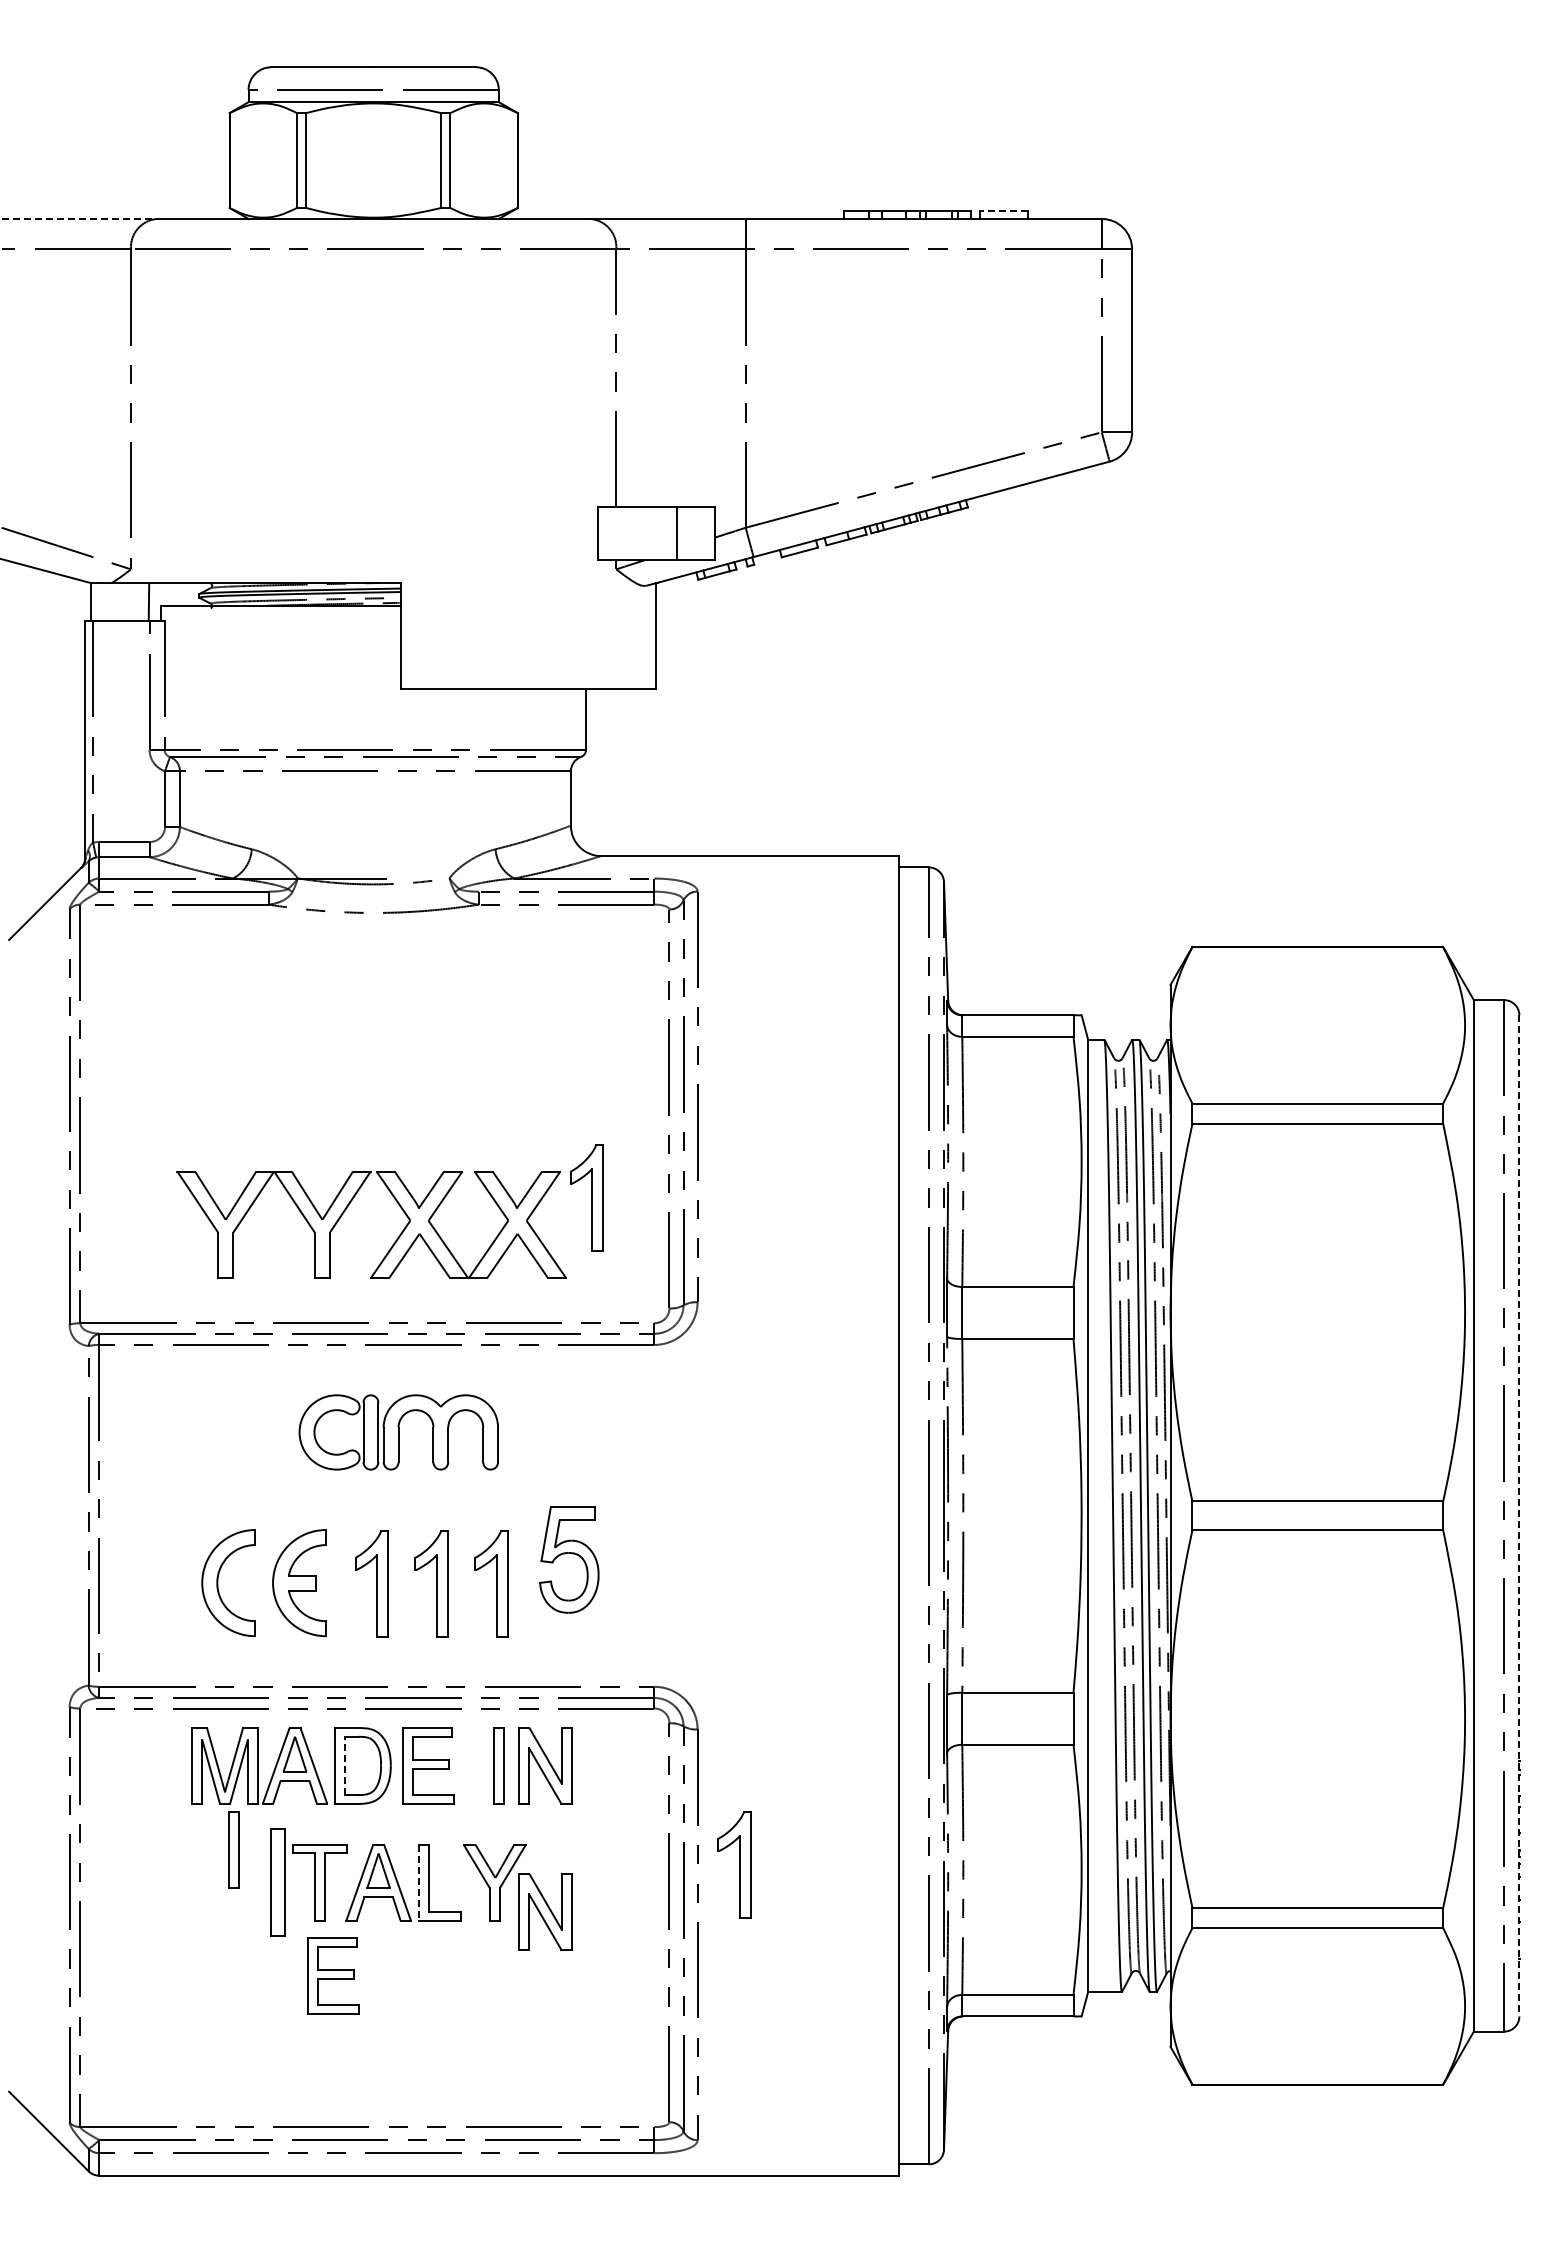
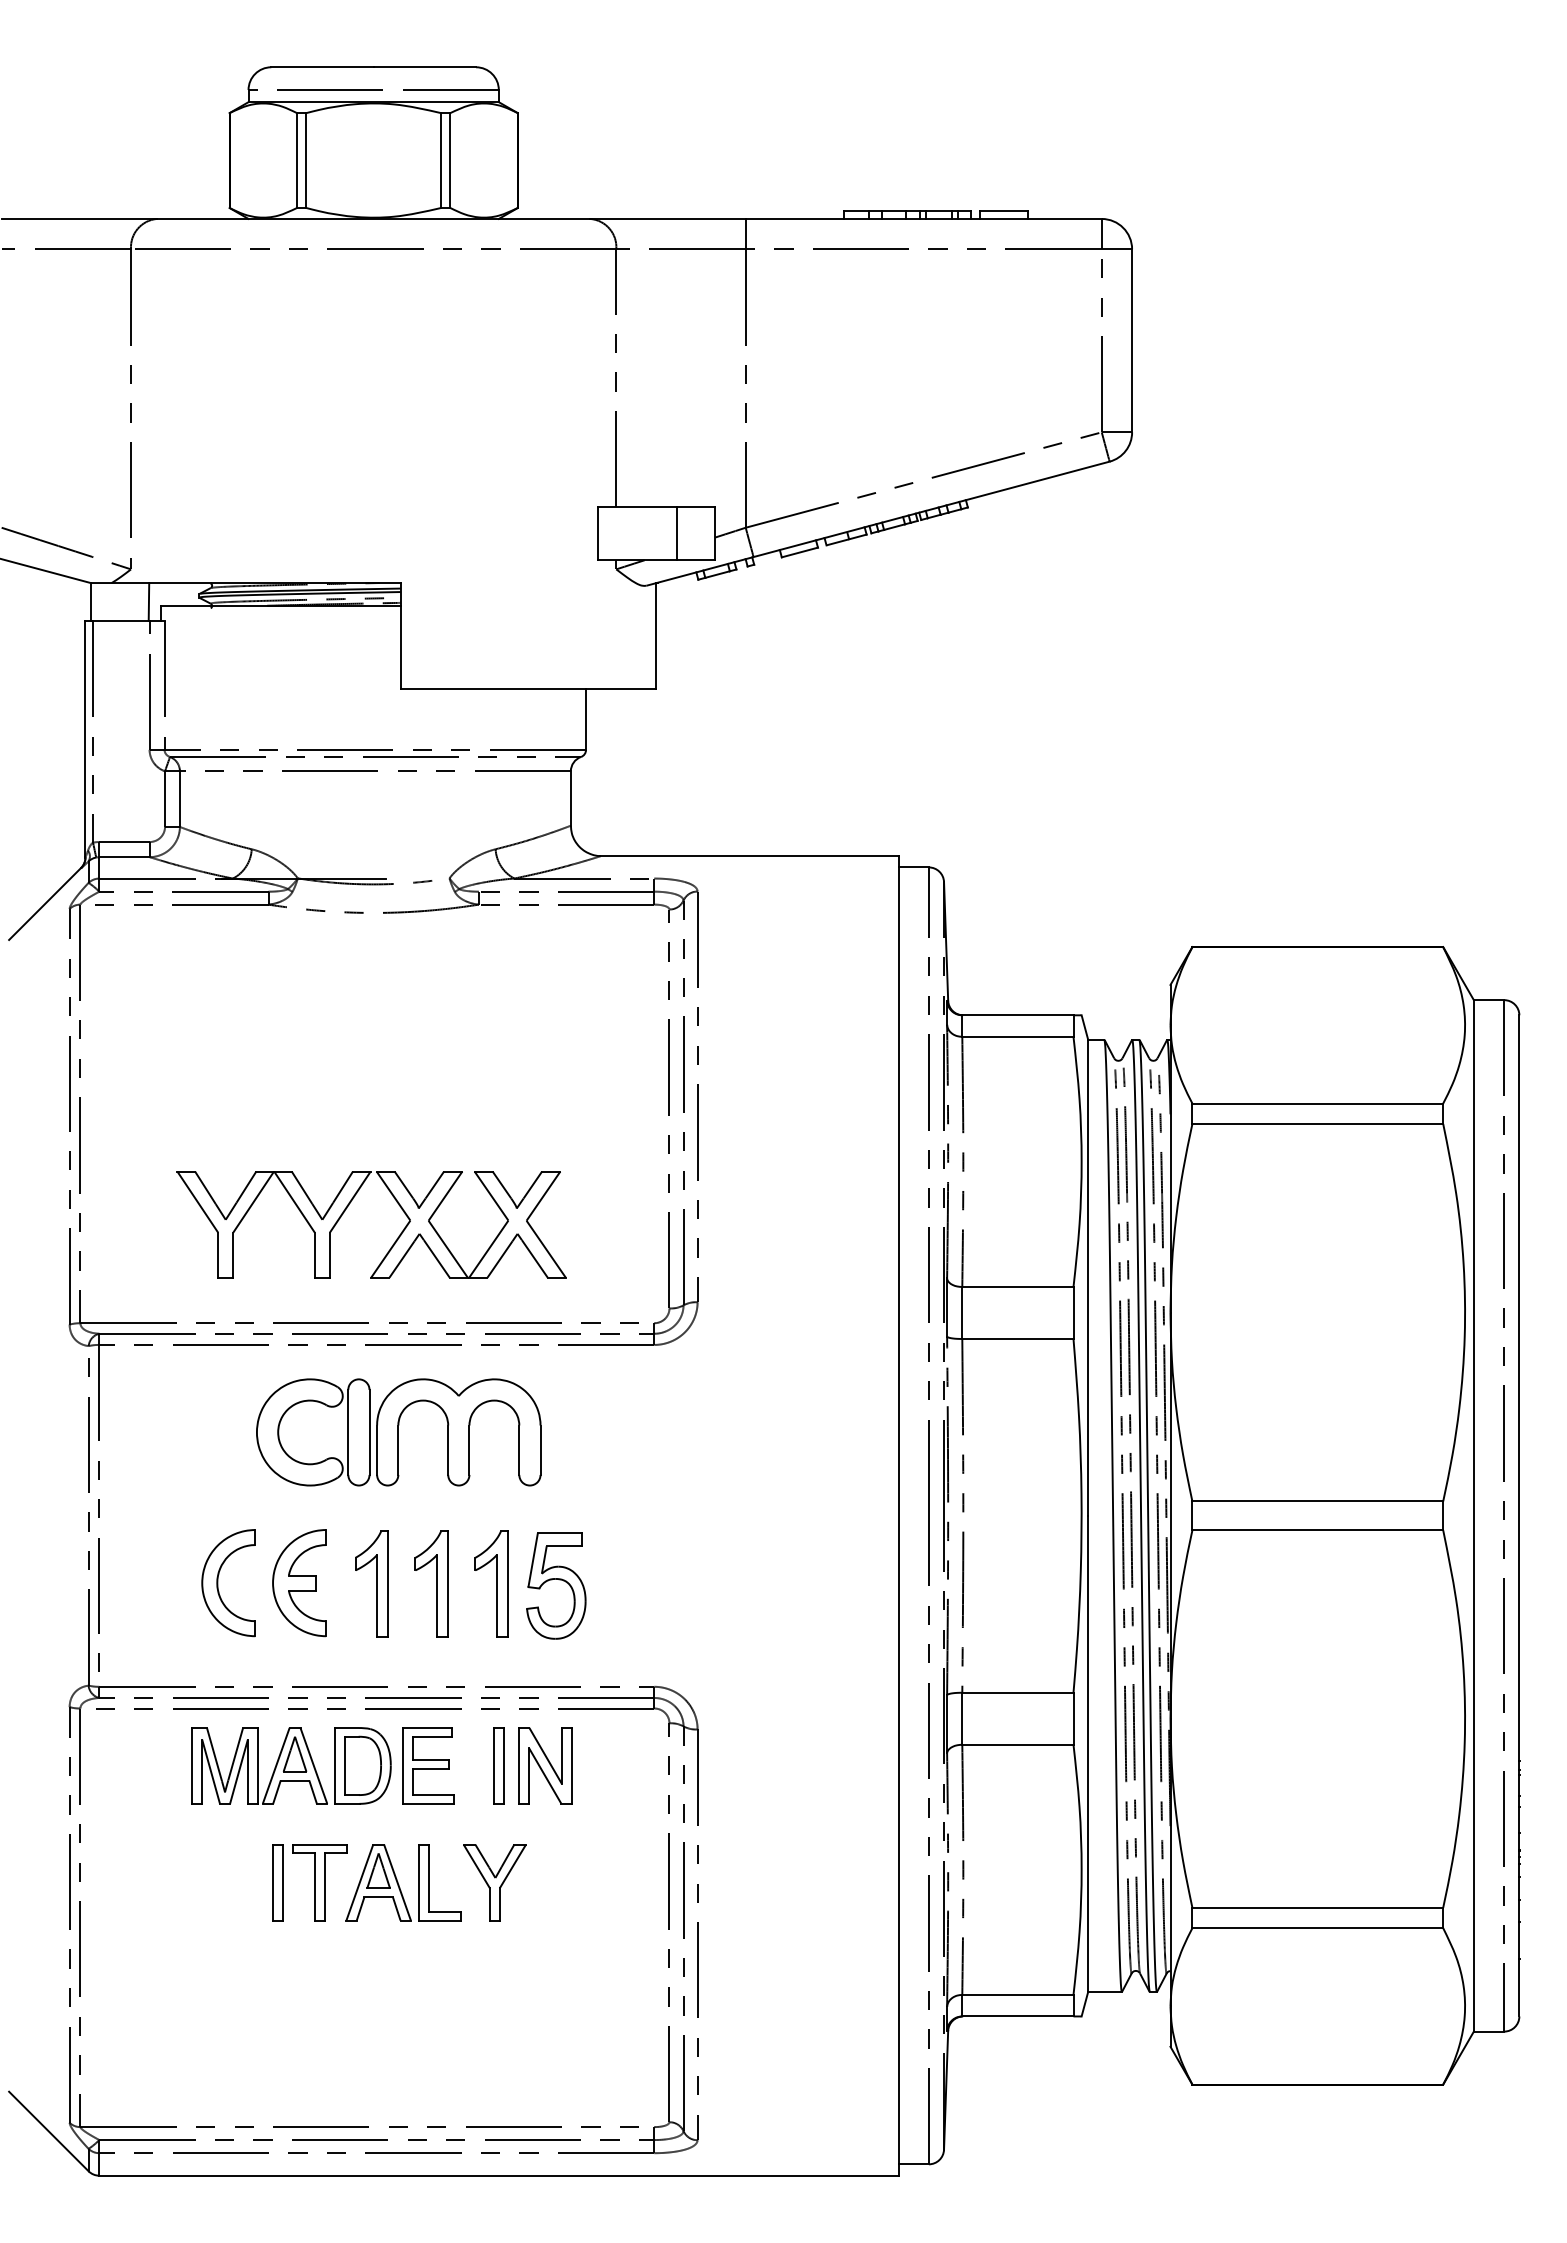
line: dashed -> solid (1003, 211)
line: dashed -> solid (79, 218)
part: present -> none (586, 1197)
part size: 201x77 px -> 286x109 px (398, 1432)
line: dashed -> solid (1519, 1515)
part position: (569, 1559) -> (556, 1585) (556, 1585)
line: dashed -> solid (345, 1765)
part: present -> none (233, 1849)
part: present -> none (734, 1864)
part size: 16x109 px -> 12x78 px (277, 1882)
line: dashed -> solid (419, 1882)
part: present -> none (545, 1911)
part: present -> none (333, 1975)
